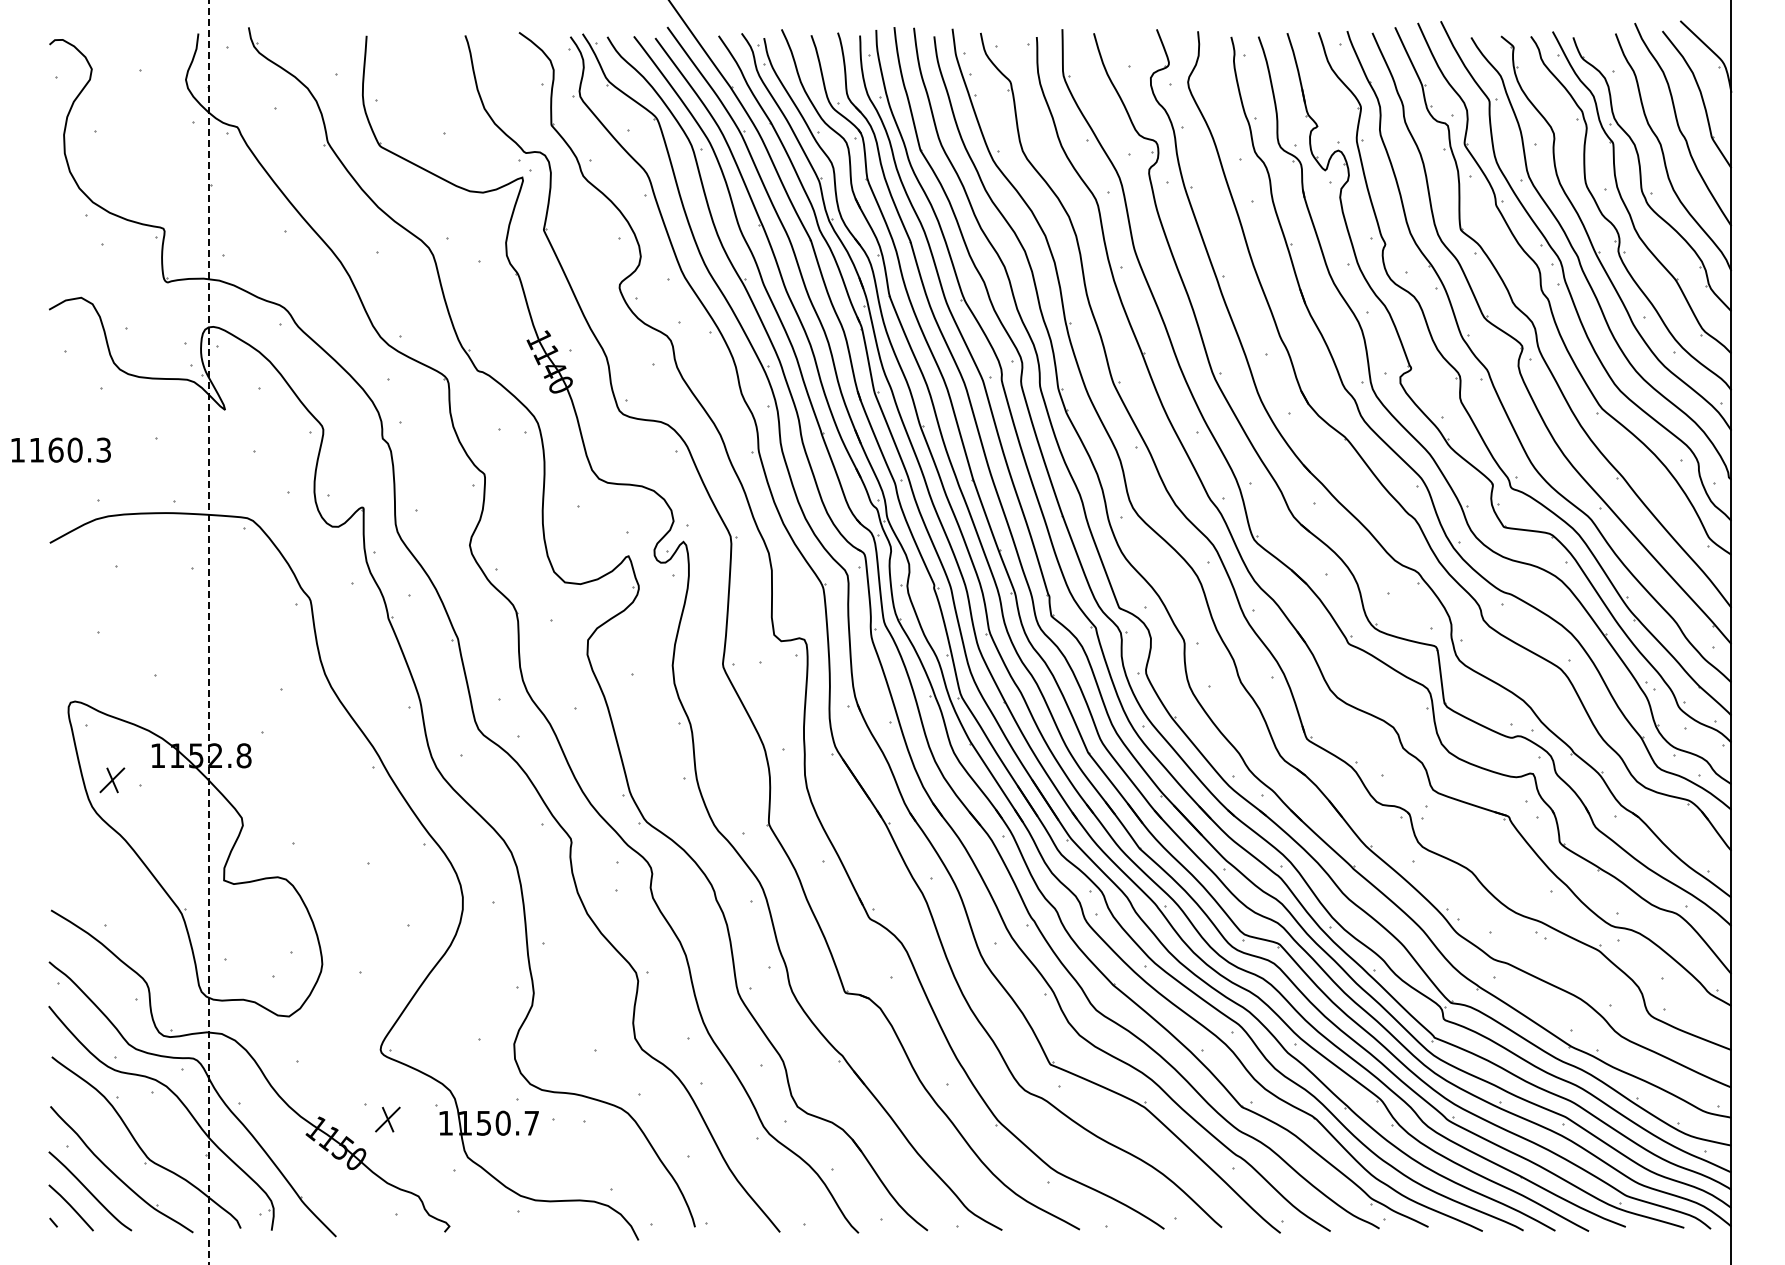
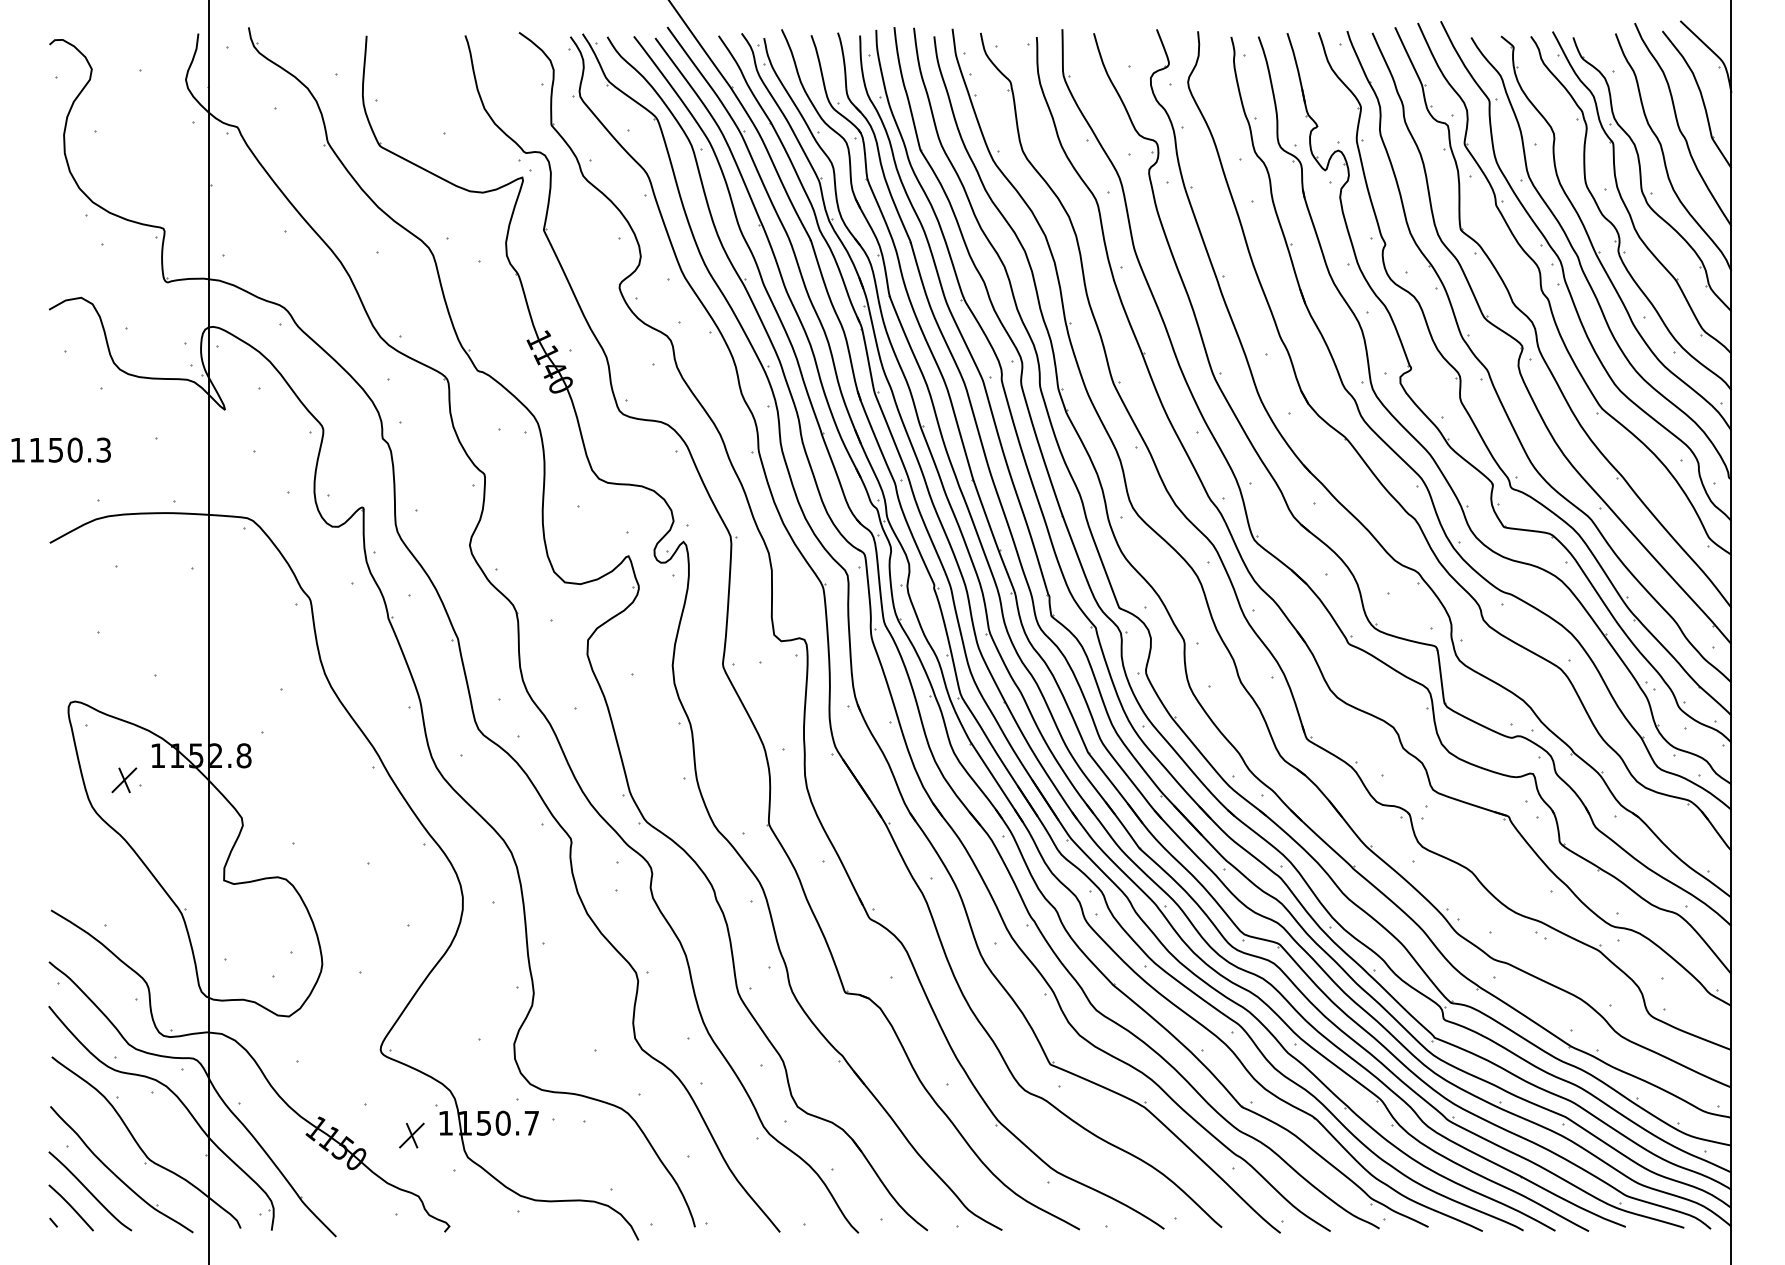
text: 1160.3 -> 1150.3 (55, 449)
line: dashed -> solid (209, 632)
part position: (112, 780) -> (124, 780) (124, 780)
part position: (387, 1119) -> (411, 1135) (411, 1135)
